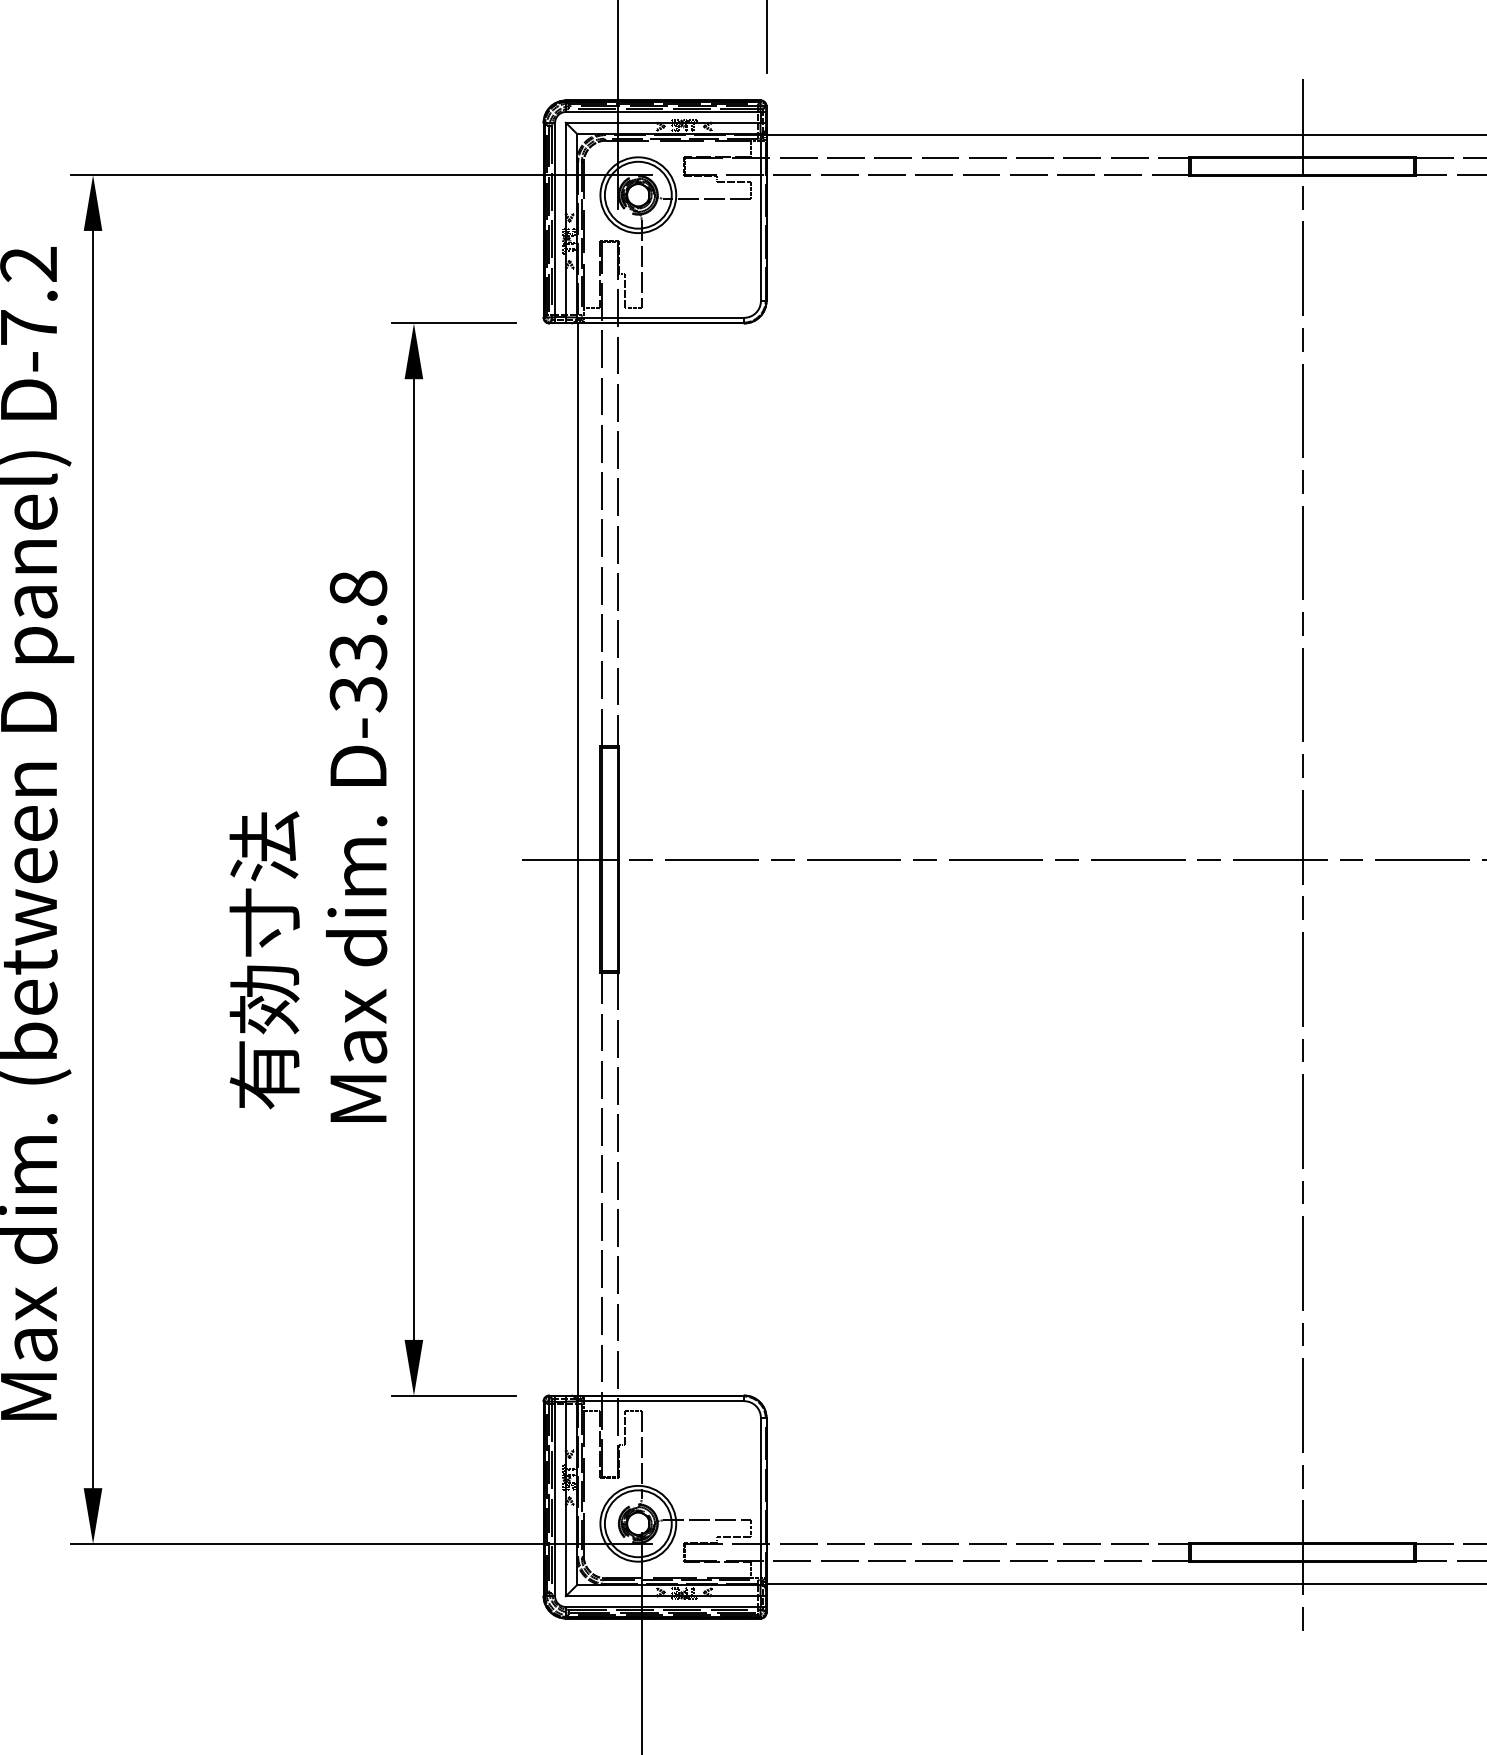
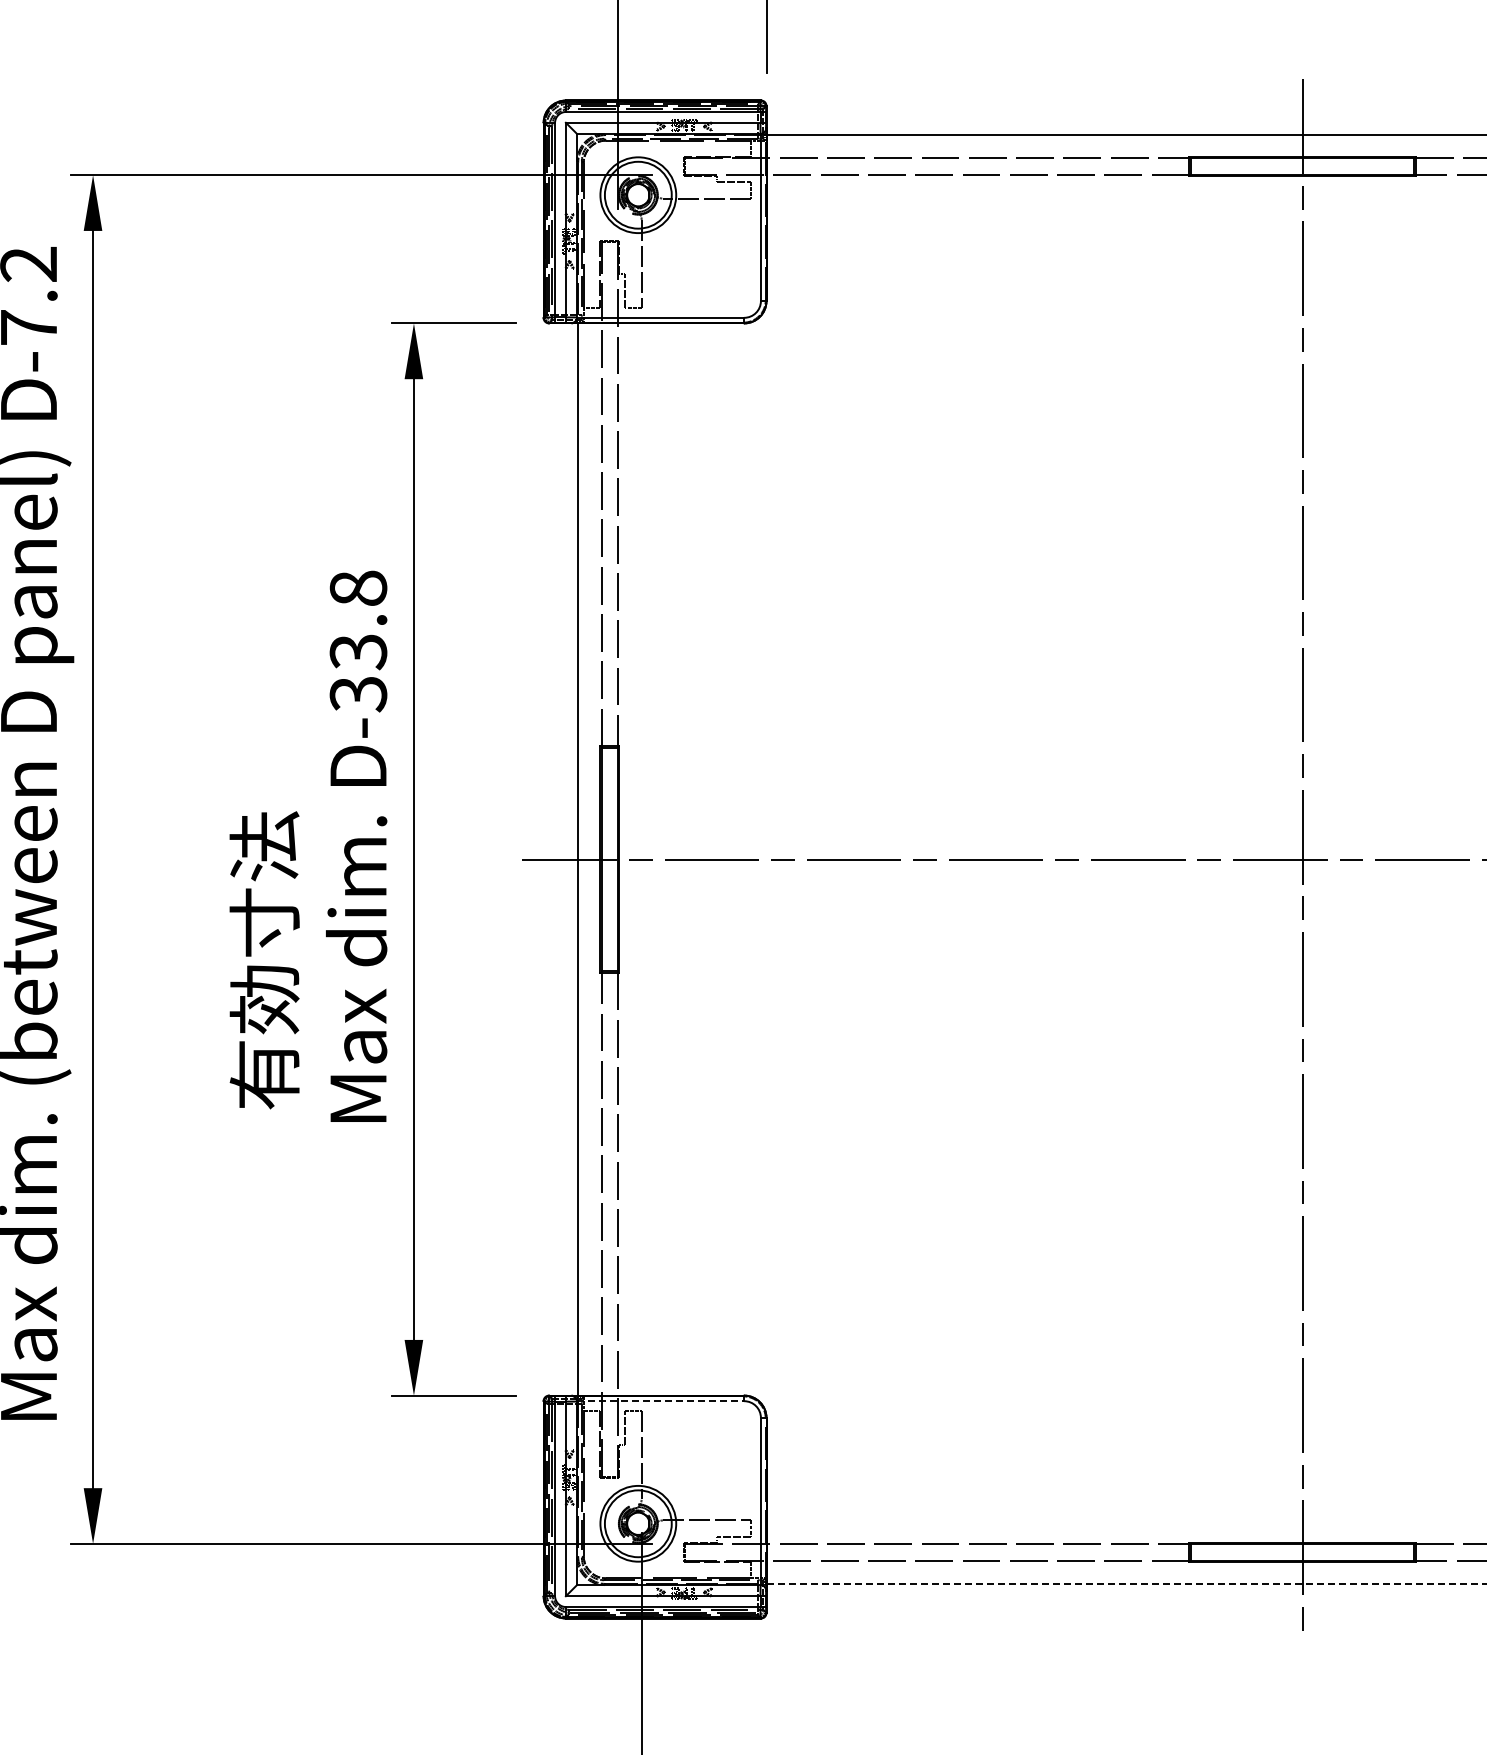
line: solid -> dashed (660, 1401)
line: solid -> dashed (1127, 1583)
